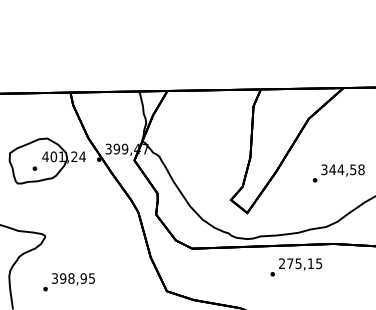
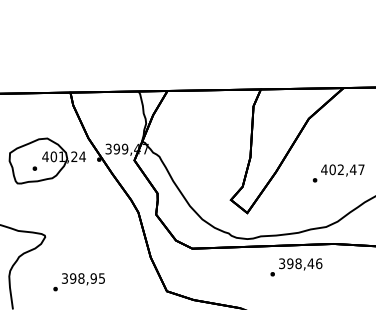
text: 344,58 -> 402,47 (342, 169)
text: 275,15 -> 398,46 (300, 263)
text position: (68, 282) -> (78, 282) (78, 282)
